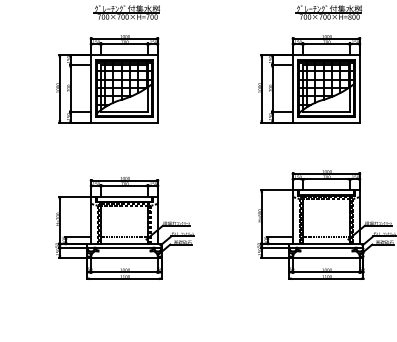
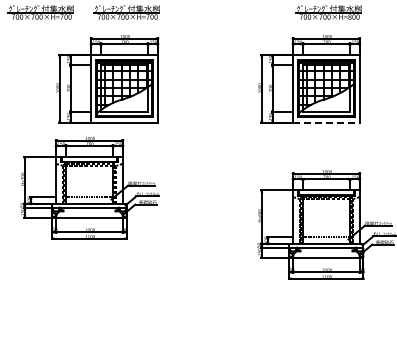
part: none -> present (40, 12)
line: solid -> dashed (326, 122)
part position: (124, 228) -> (89, 188) (89, 188)
